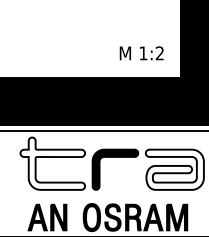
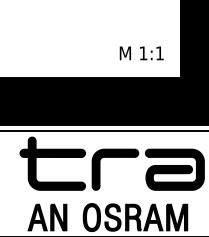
text: 1:2 -> 1:1 (159, 53)
fill: none -> present (52, 163)
fill: none -> present (174, 169)
